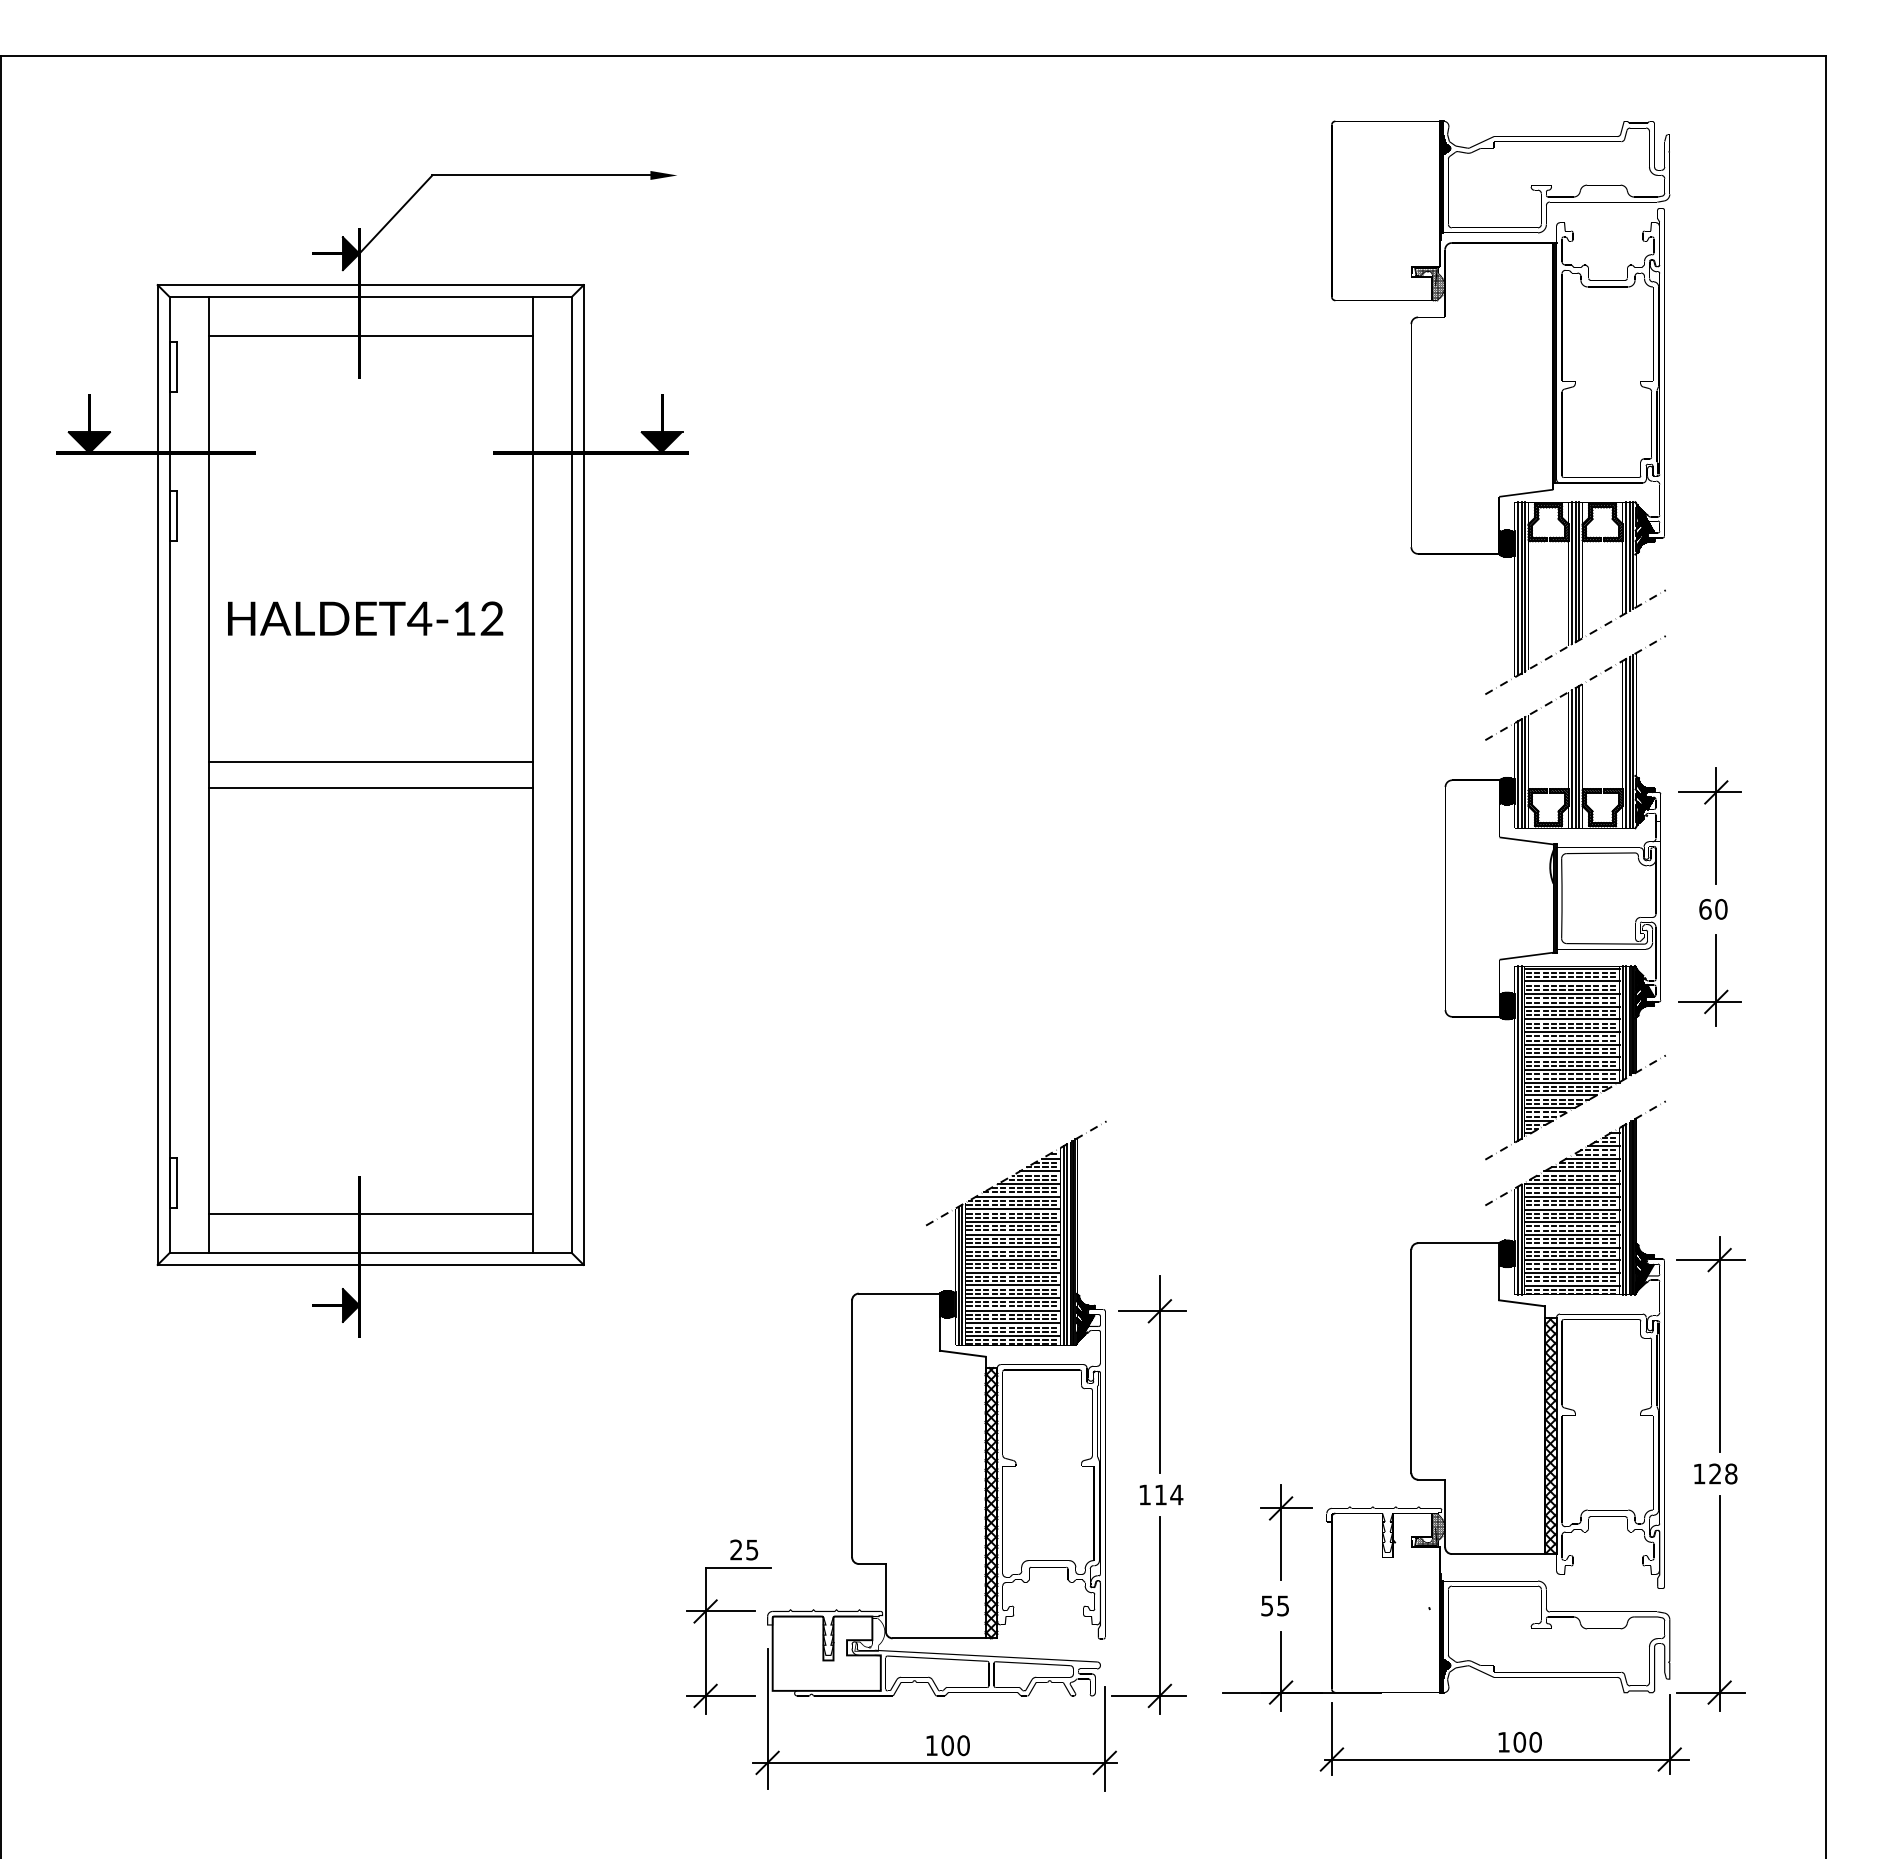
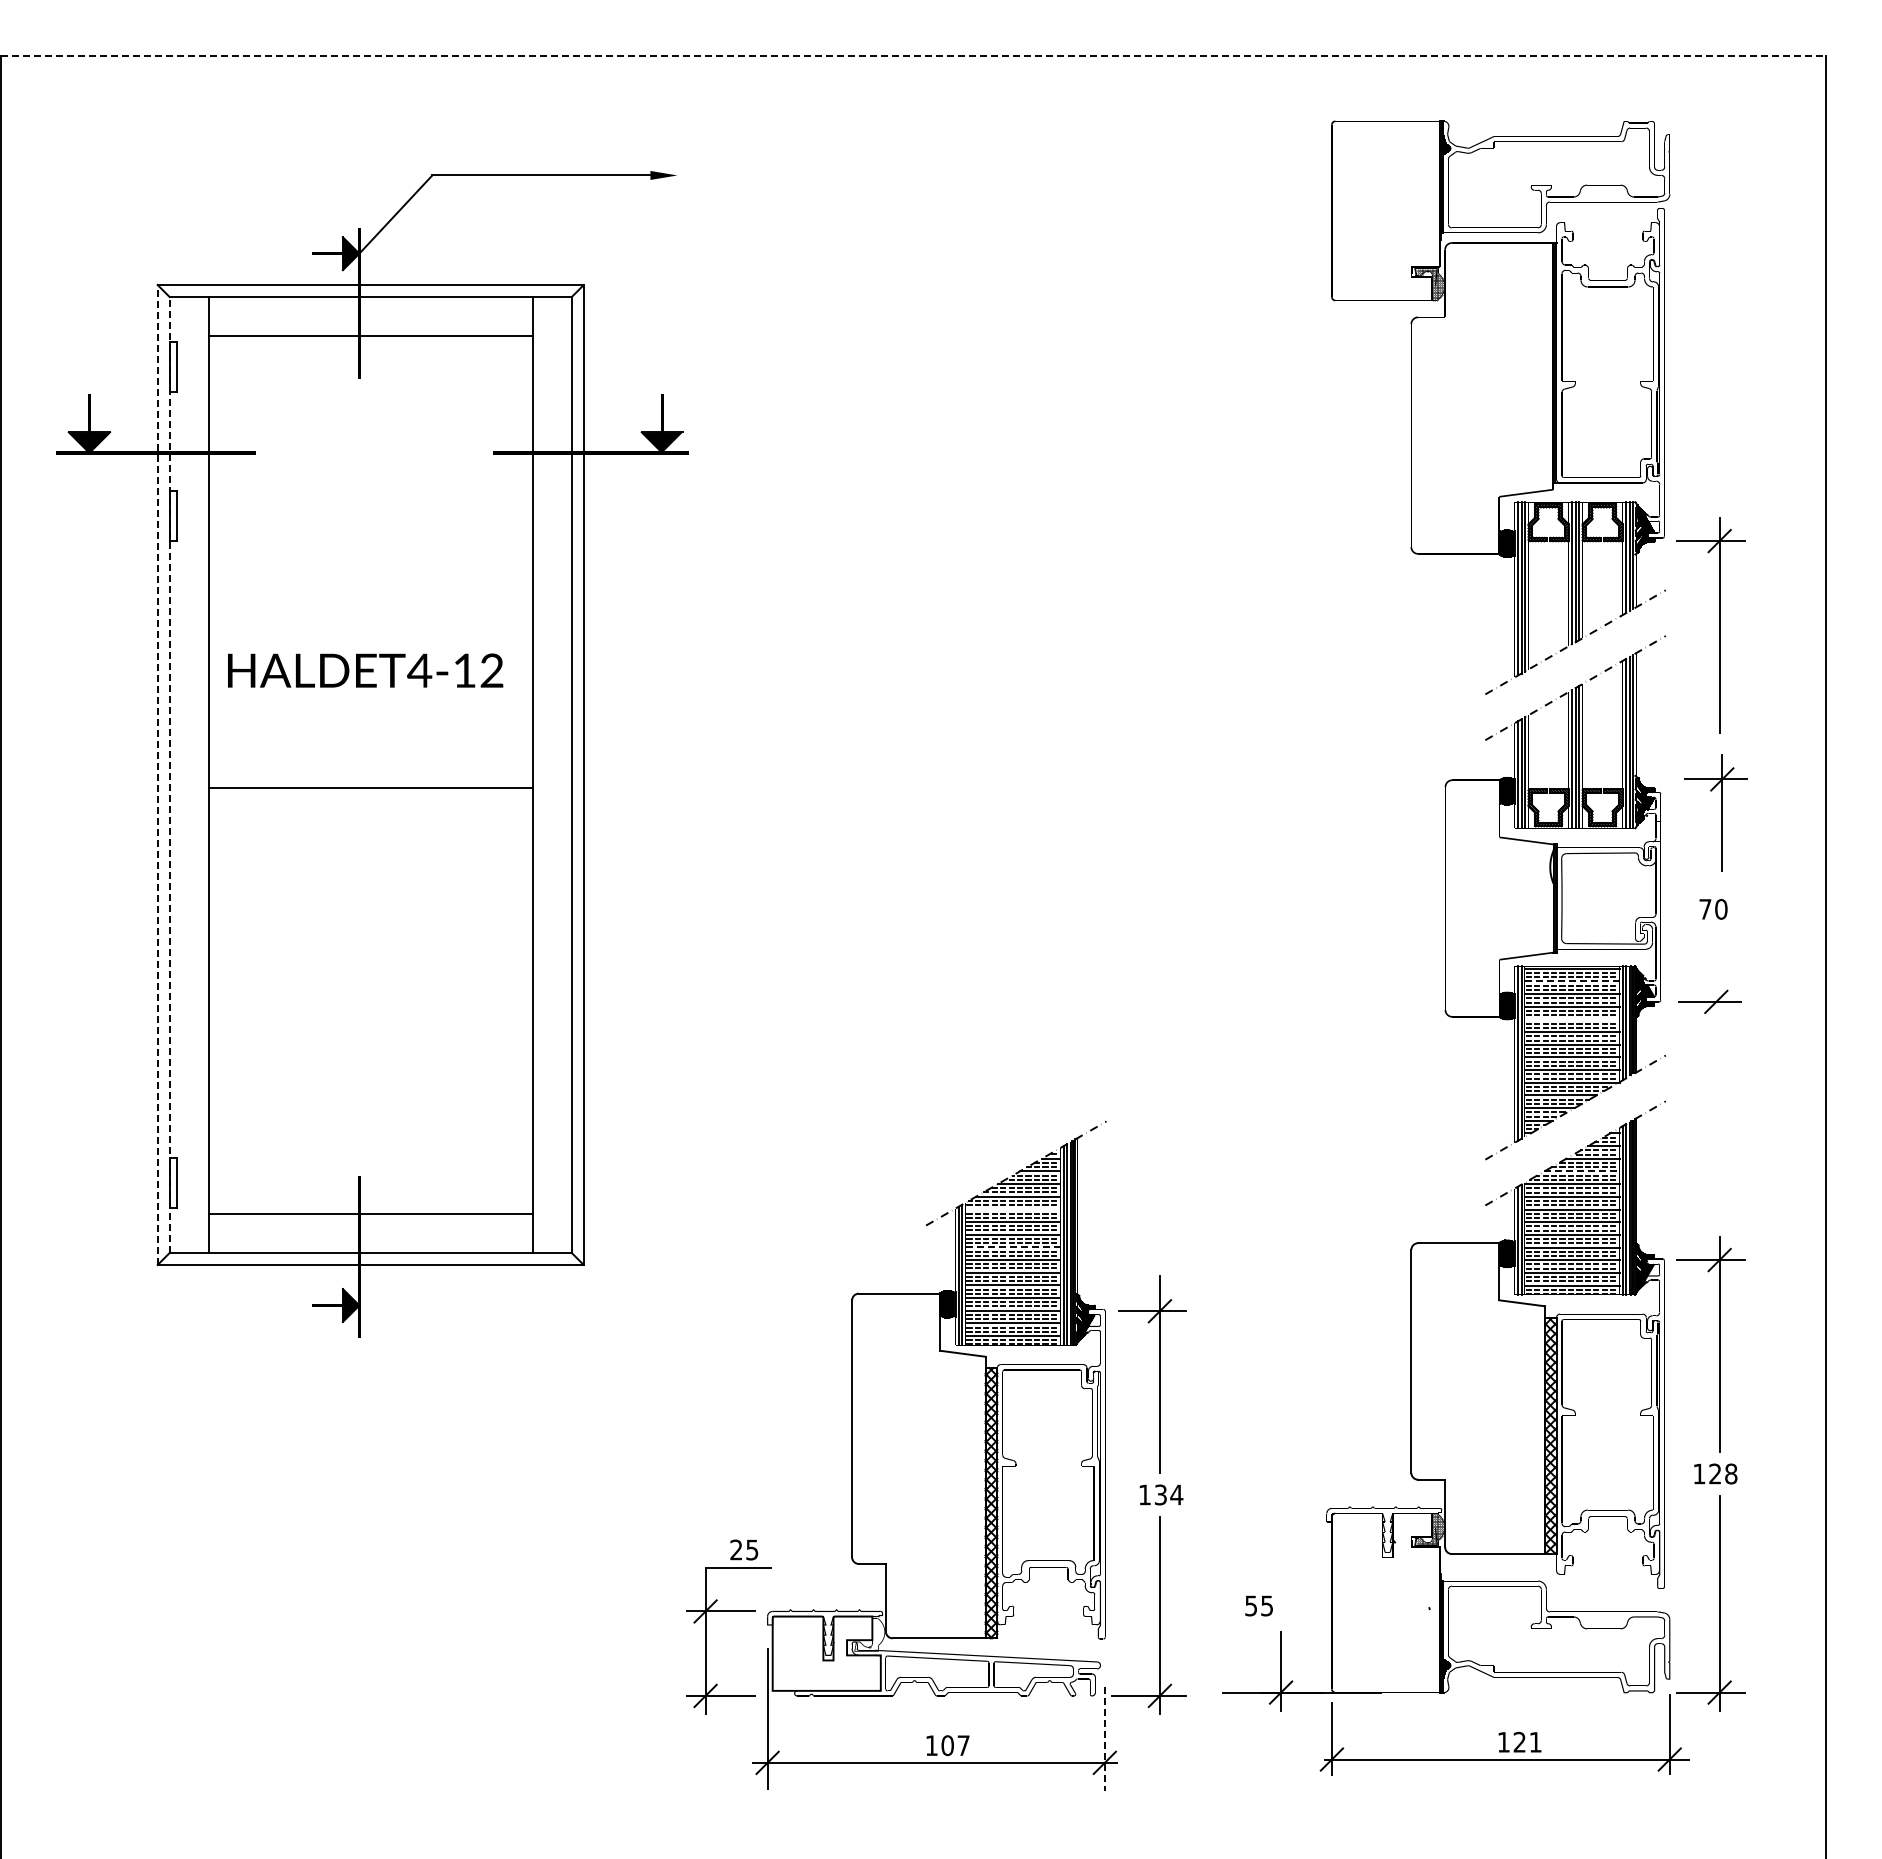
line: solid -> dashed (913, 55)
text position: (365, 618) -> (365, 670) (365, 670)
part: none -> present (1719, 625)
line: present -> none (370, 762)
line: solid -> dashed (157, 775)
line: solid -> dashed (169, 775)
part position: (1709, 825) -> (1715, 812) (1715, 812)
text: 60 -> 70 (1705, 909)
line: present -> none (1716, 979)
line: solid -> dashed (1572, 981)
line: present -> none (1571, 1019)
line: solid -> dashed (1581, 1171)
line: present -> none (1012, 1209)
line: solid -> dashed (1013, 1247)
text: 114 -> 134 (1160, 1494)
part: present -> none (1286, 1532)
text position: (1274, 1605) -> (1258, 1605) (1258, 1605)
line: solid -> dashed (1104, 1738)
text: 100 -> 121 (1527, 1741)
text: 100 -> 107 (963, 1745)
